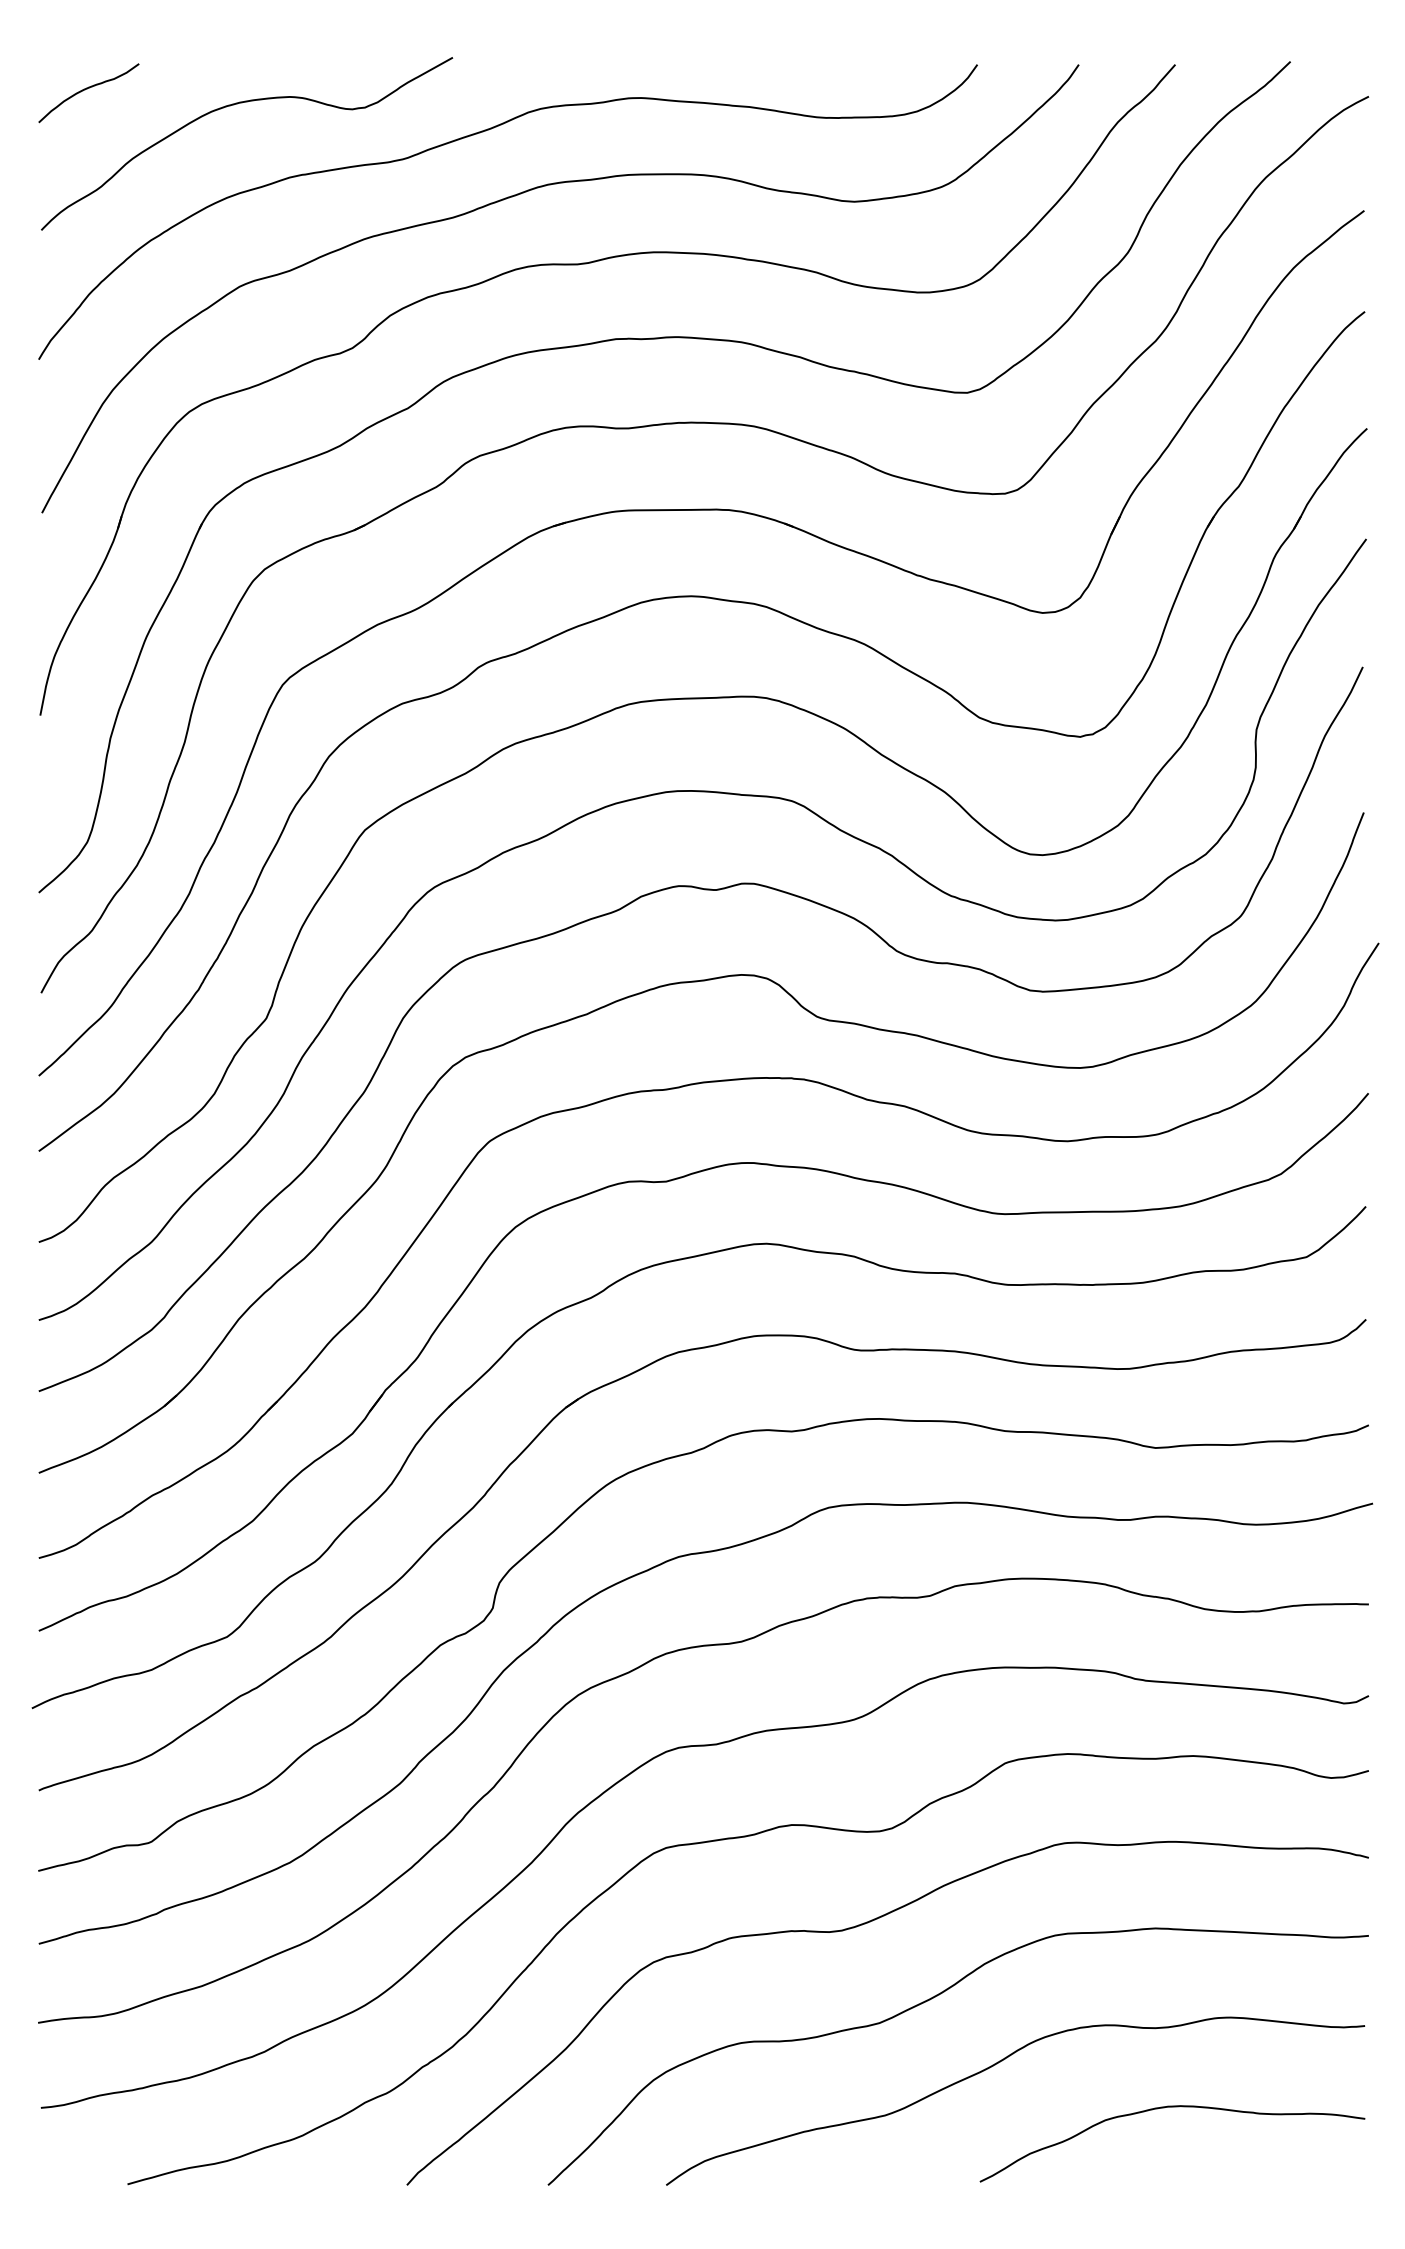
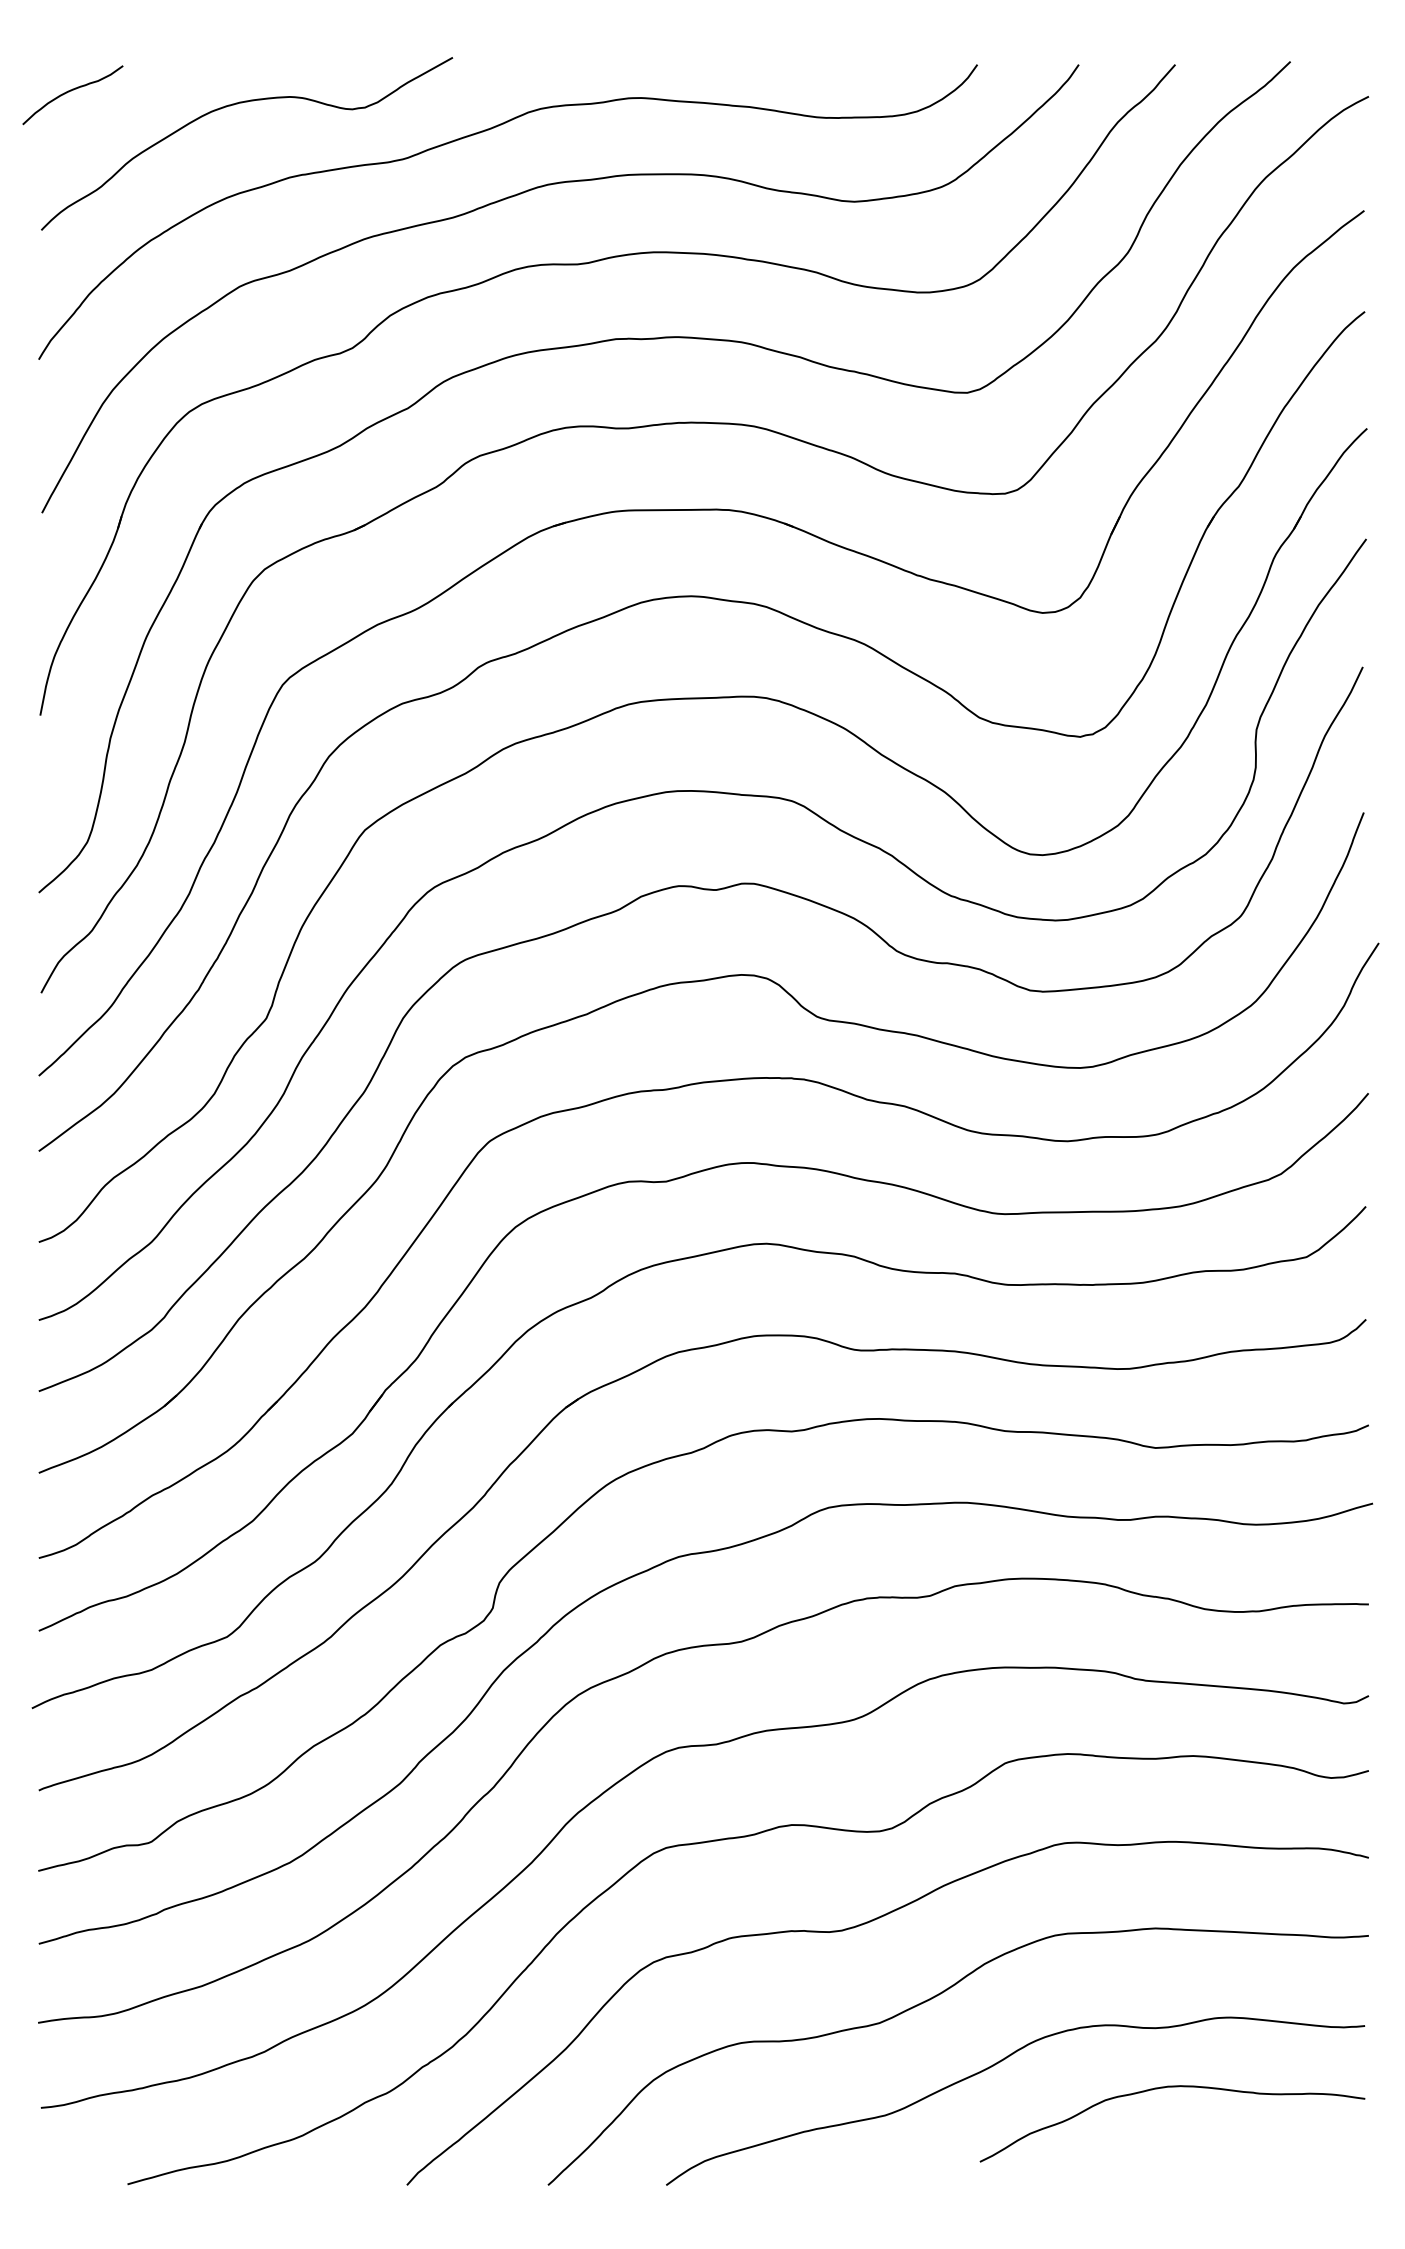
curve position: (87, 89) -> (71, 91) (71, 91)
curve position: (1164, 2108) -> (1164, 2088) (1164, 2088)
